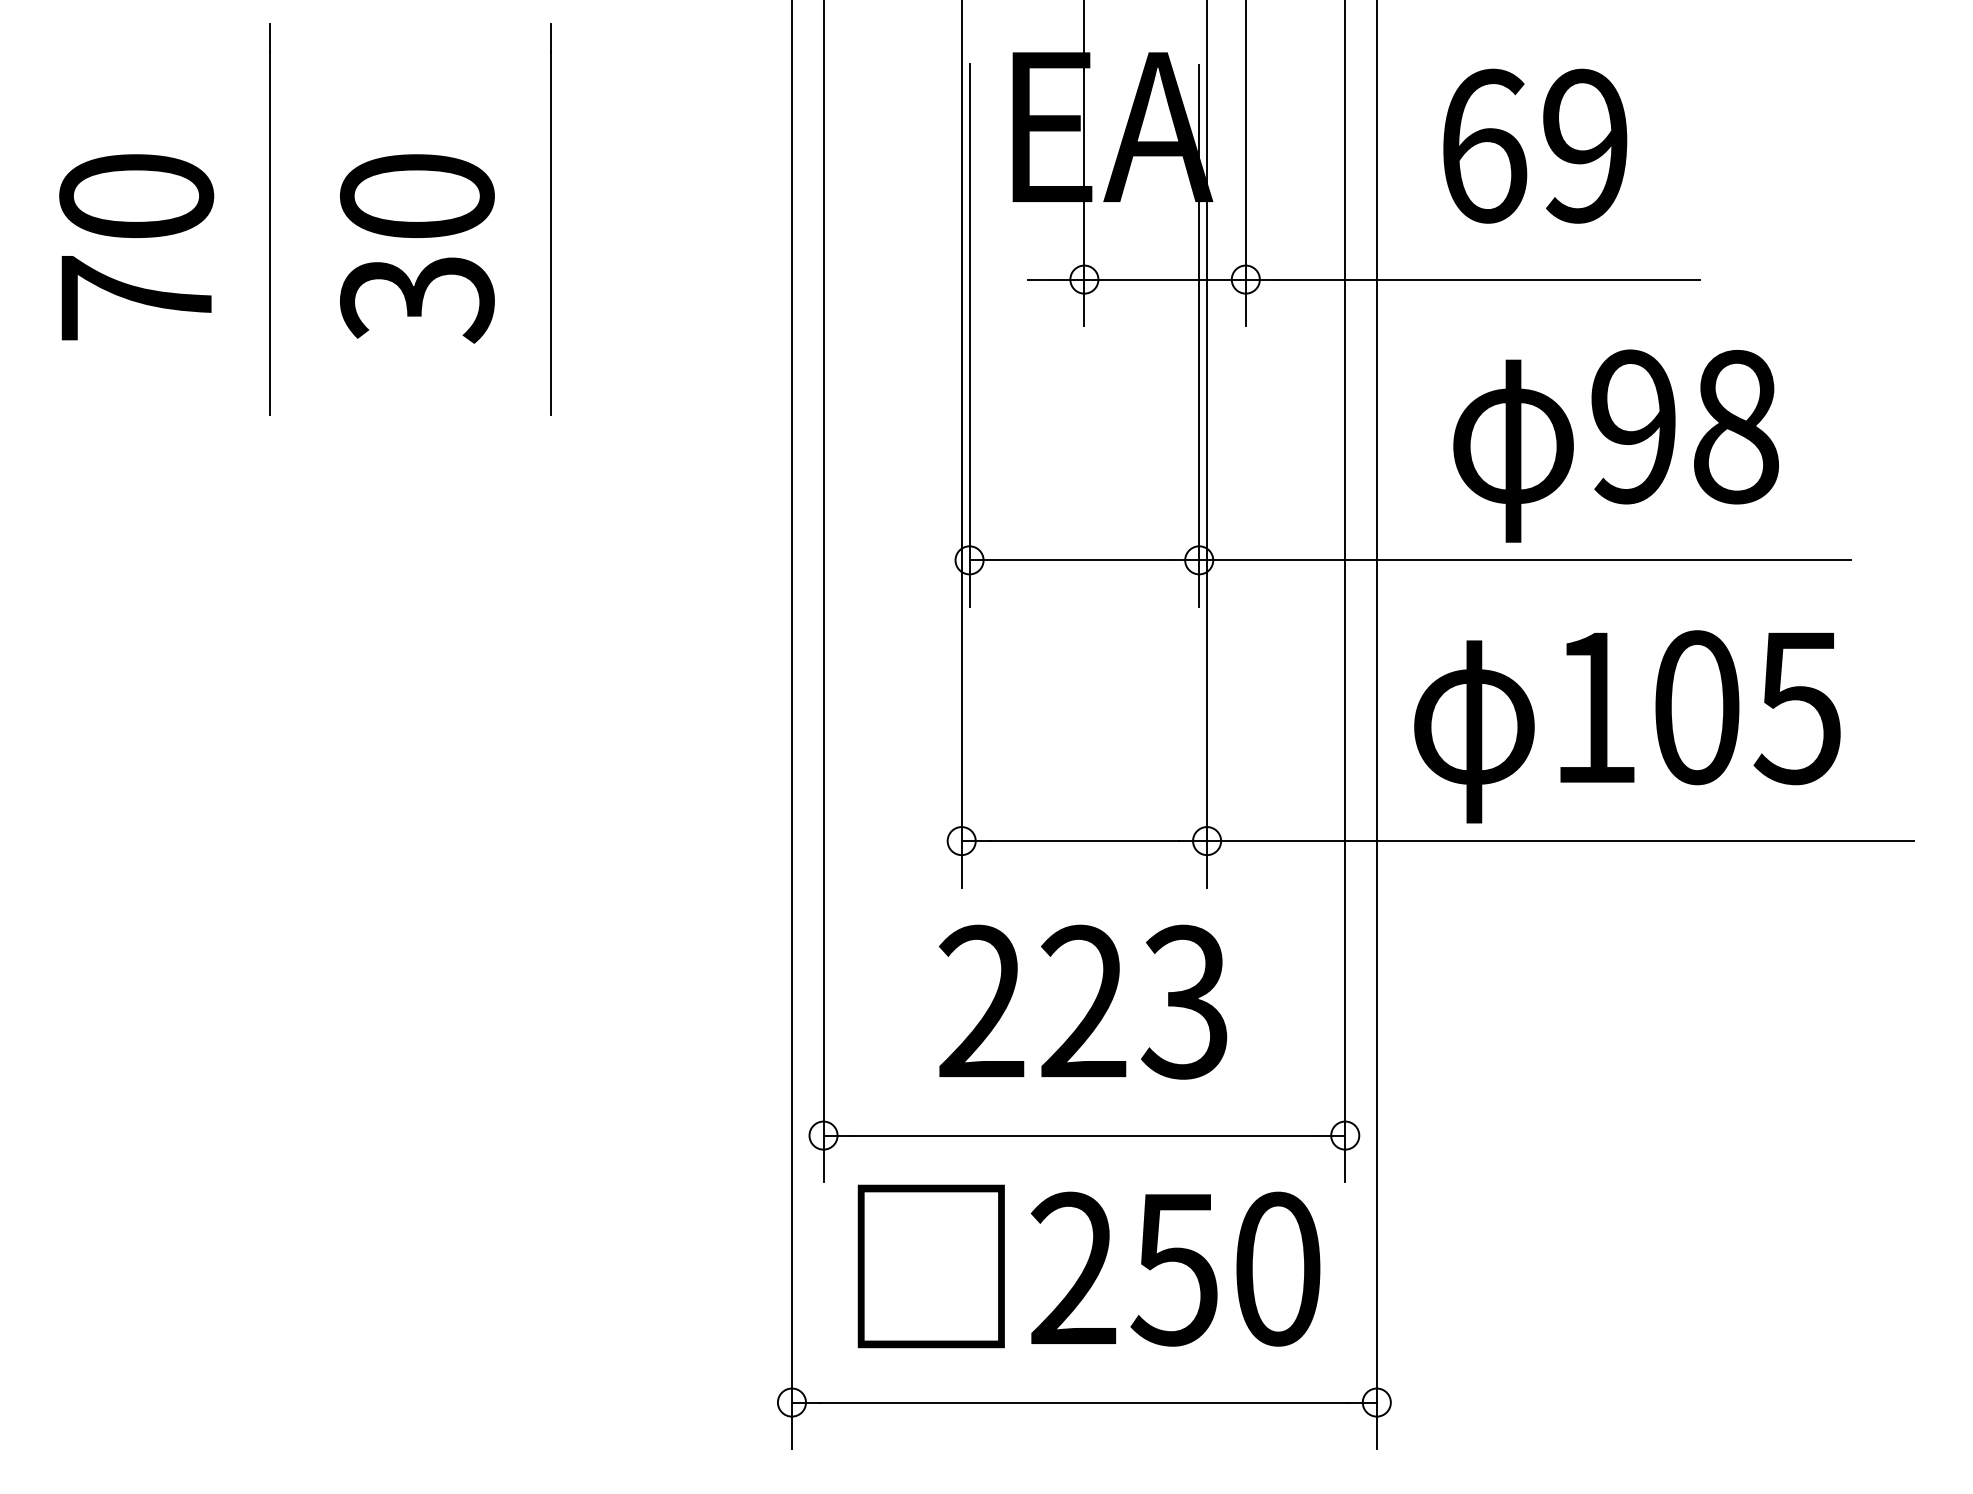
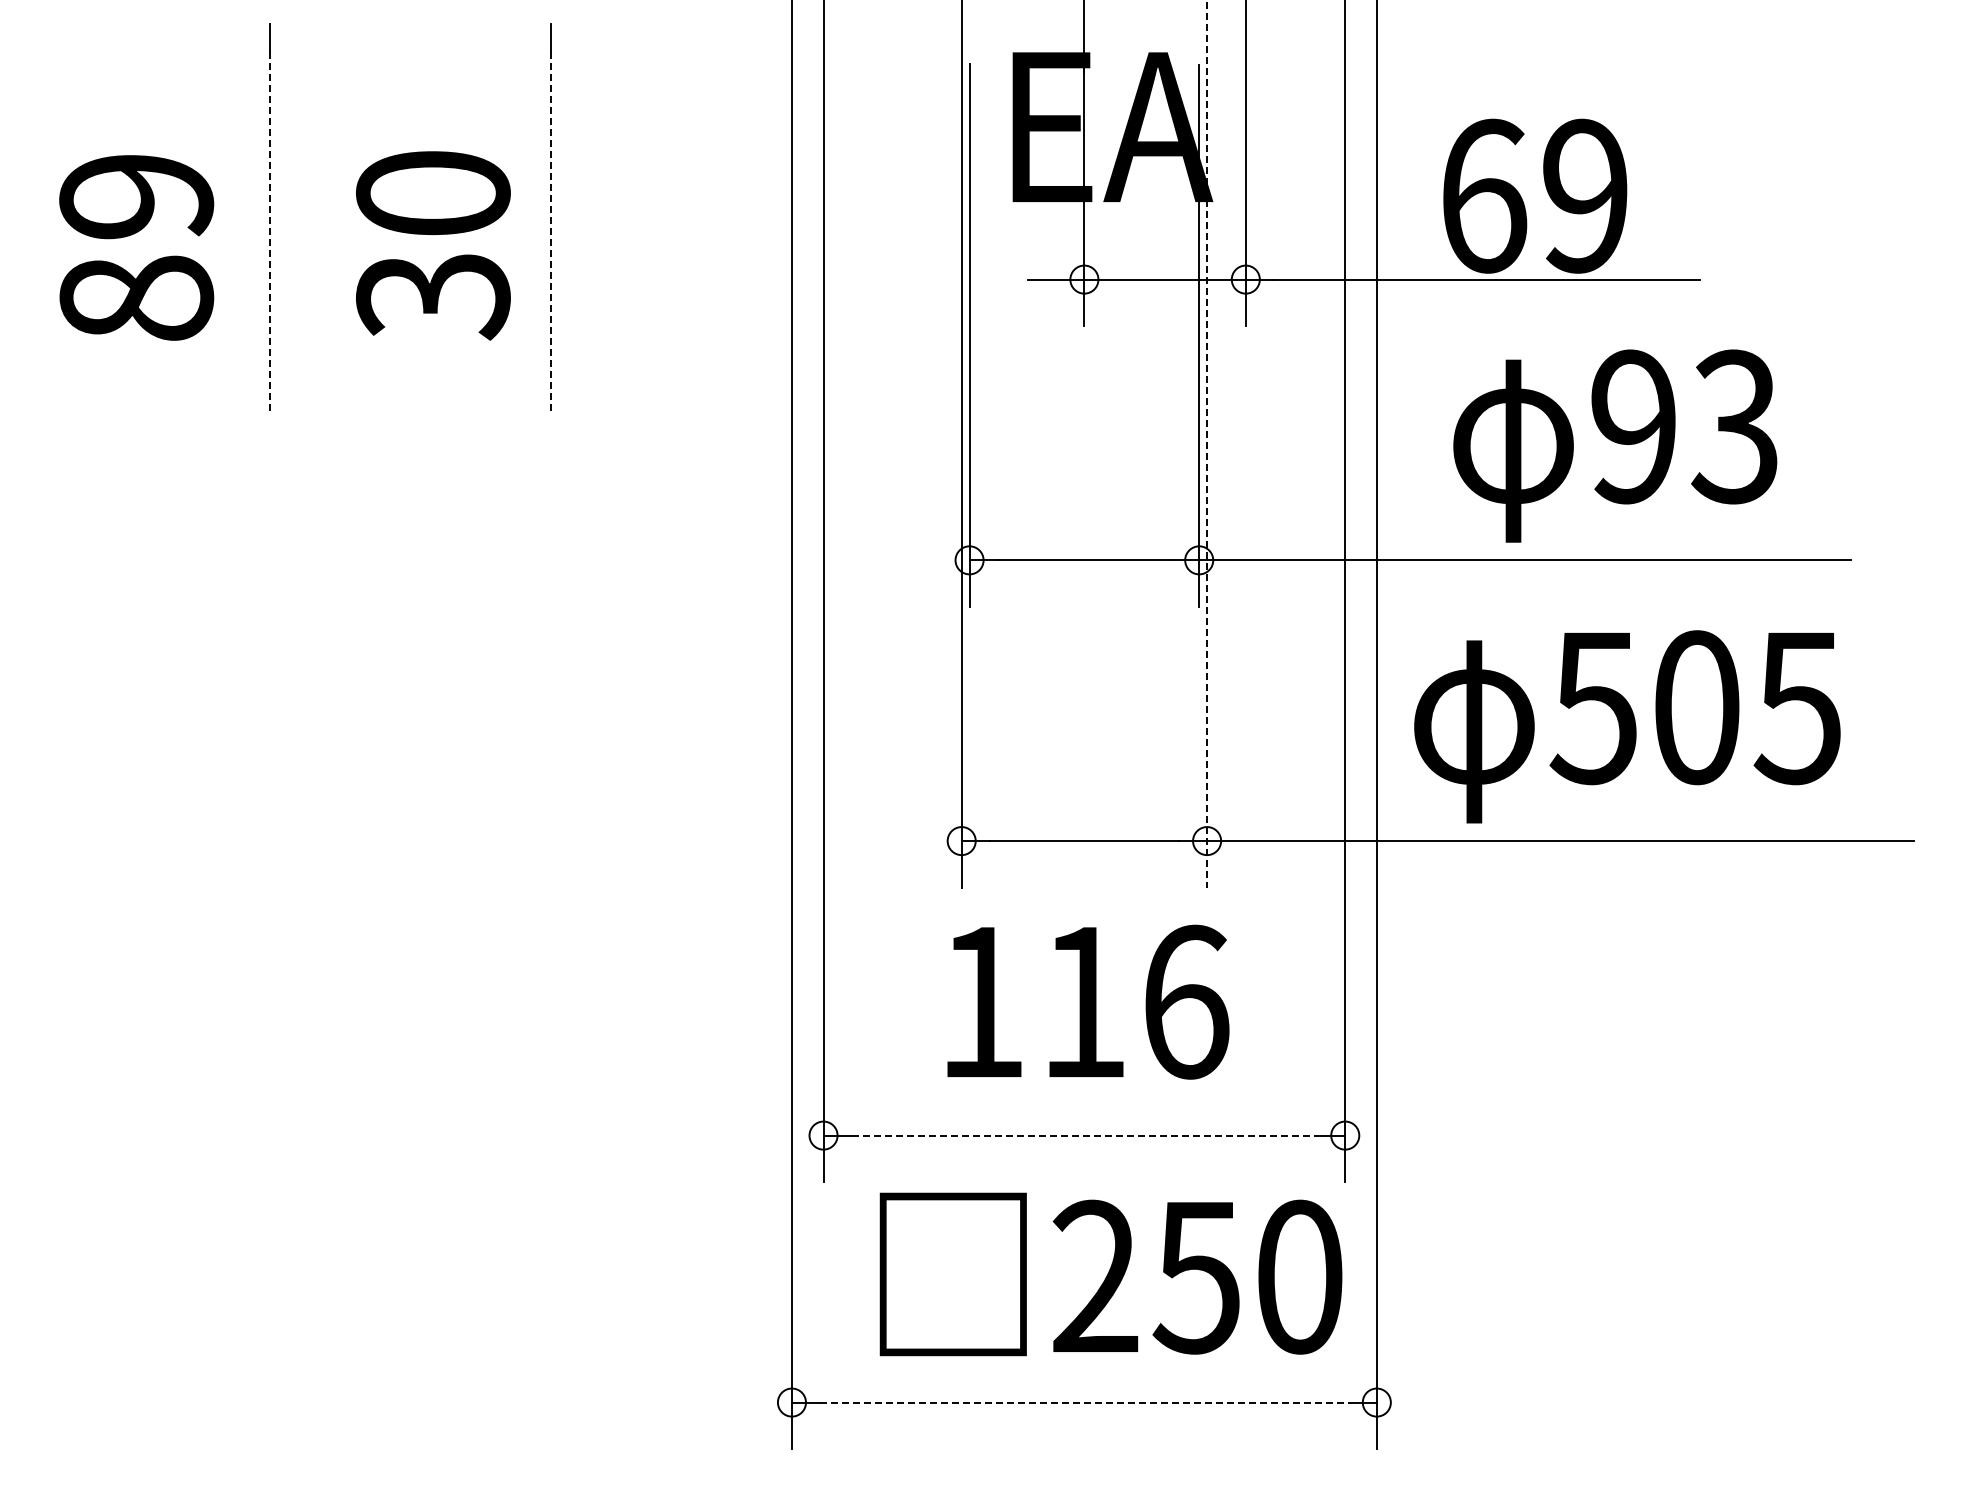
text position: (1535, 145) -> (1535, 195) (1535, 195)
line: solid -> dashed (270, 233)
line: solid -> dashed (550, 233)
text: 70 -> 89 (136, 247)
text position: (417, 248) -> (433, 245) (433, 245)
text: 98 -> 93 (1734, 426)
line: solid -> dashed (1207, 444)
text: 105 -> 505 (1592, 708)
text: 223 -> 116 (1084, 1001)
line: solid -> dashed (1084, 1135)
text position: (1088, 1266) -> (1110, 1274) (1110, 1274)
line: solid -> dashed (1084, 1402)
